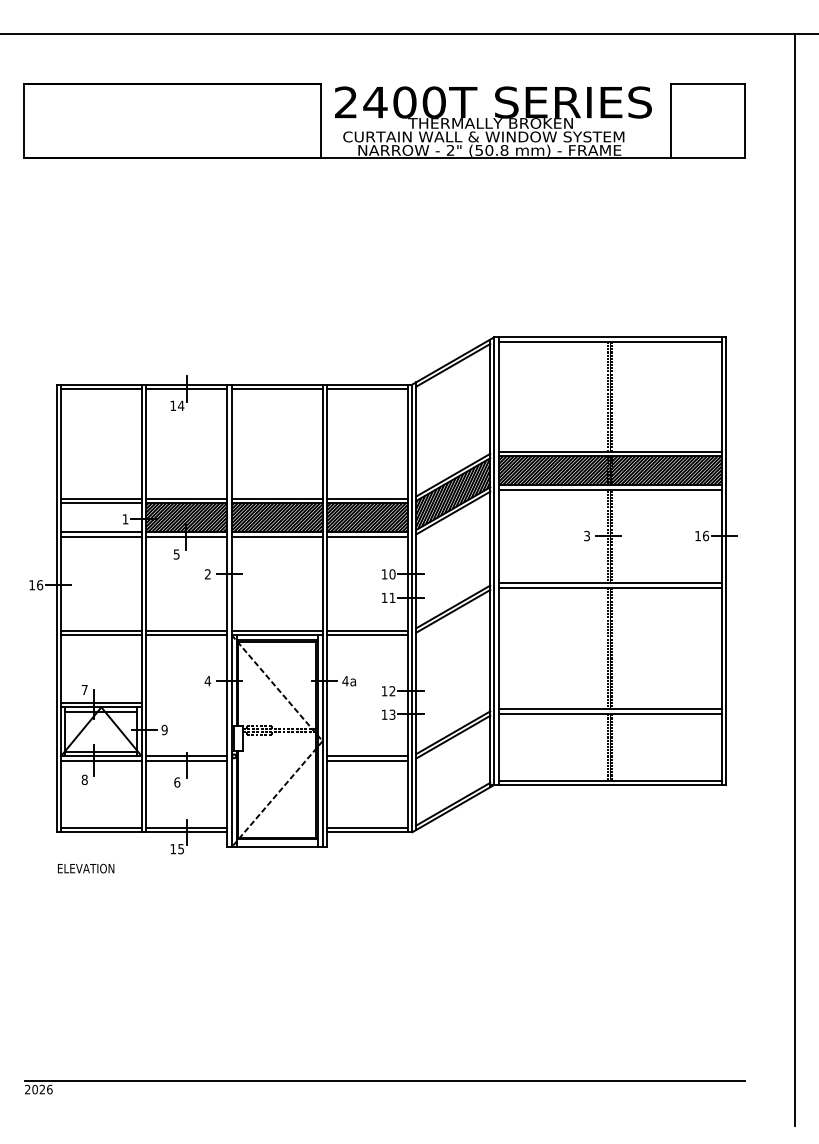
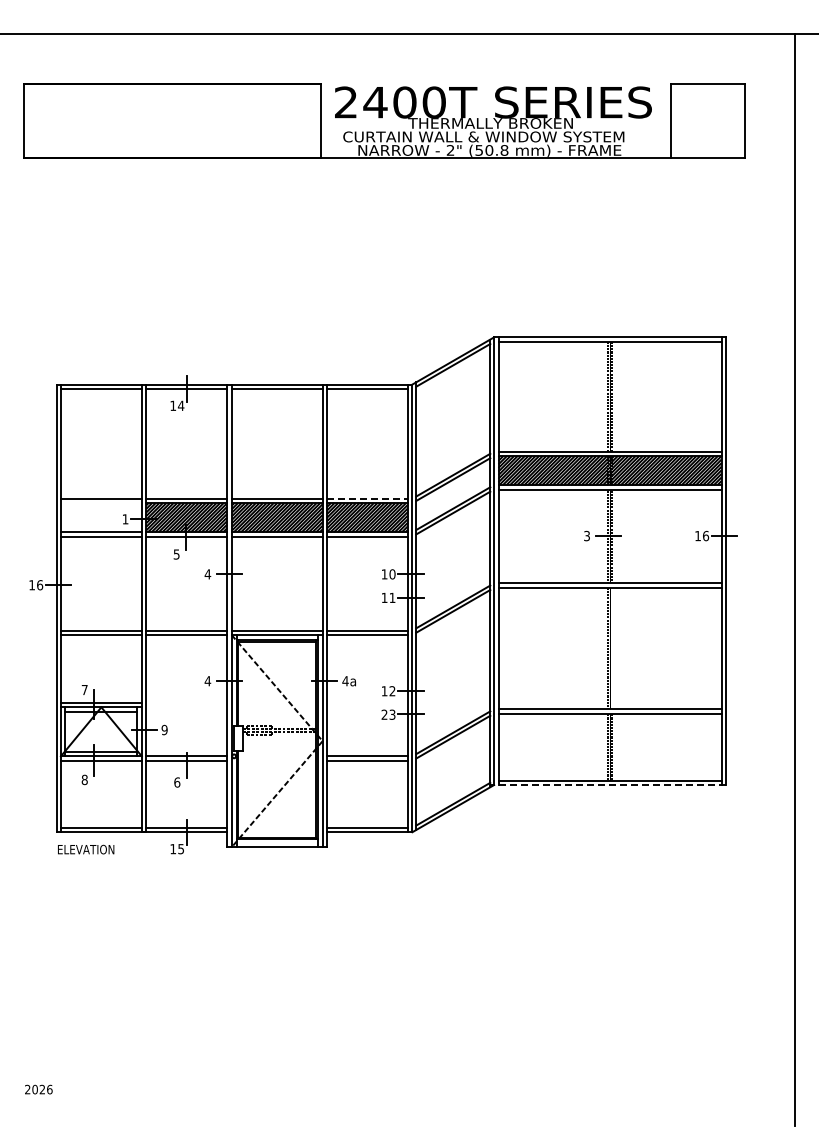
hatch: present -> none (453, 493)
line: solid -> dashed (368, 498)
line: present -> none (100, 503)
text: 2 -> 4 (207, 574)
line: present -> none (612, 648)
text: 13 -> 23 (384, 714)
line: solid -> dashed (608, 785)
text position: (86, 868) -> (86, 849) (86, 849)
line: present -> none (384, 1081)
